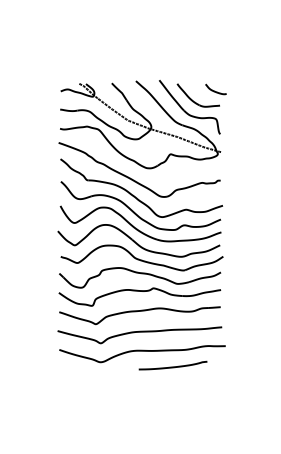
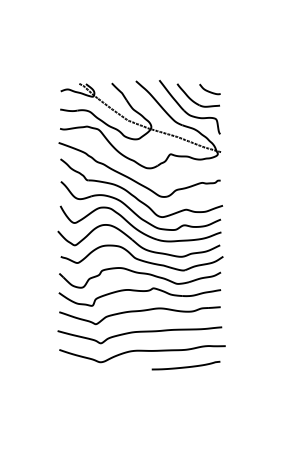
curve position: (214, 90) -> (208, 90) (208, 90)
curve position: (172, 366) -> (185, 366) (185, 366)
